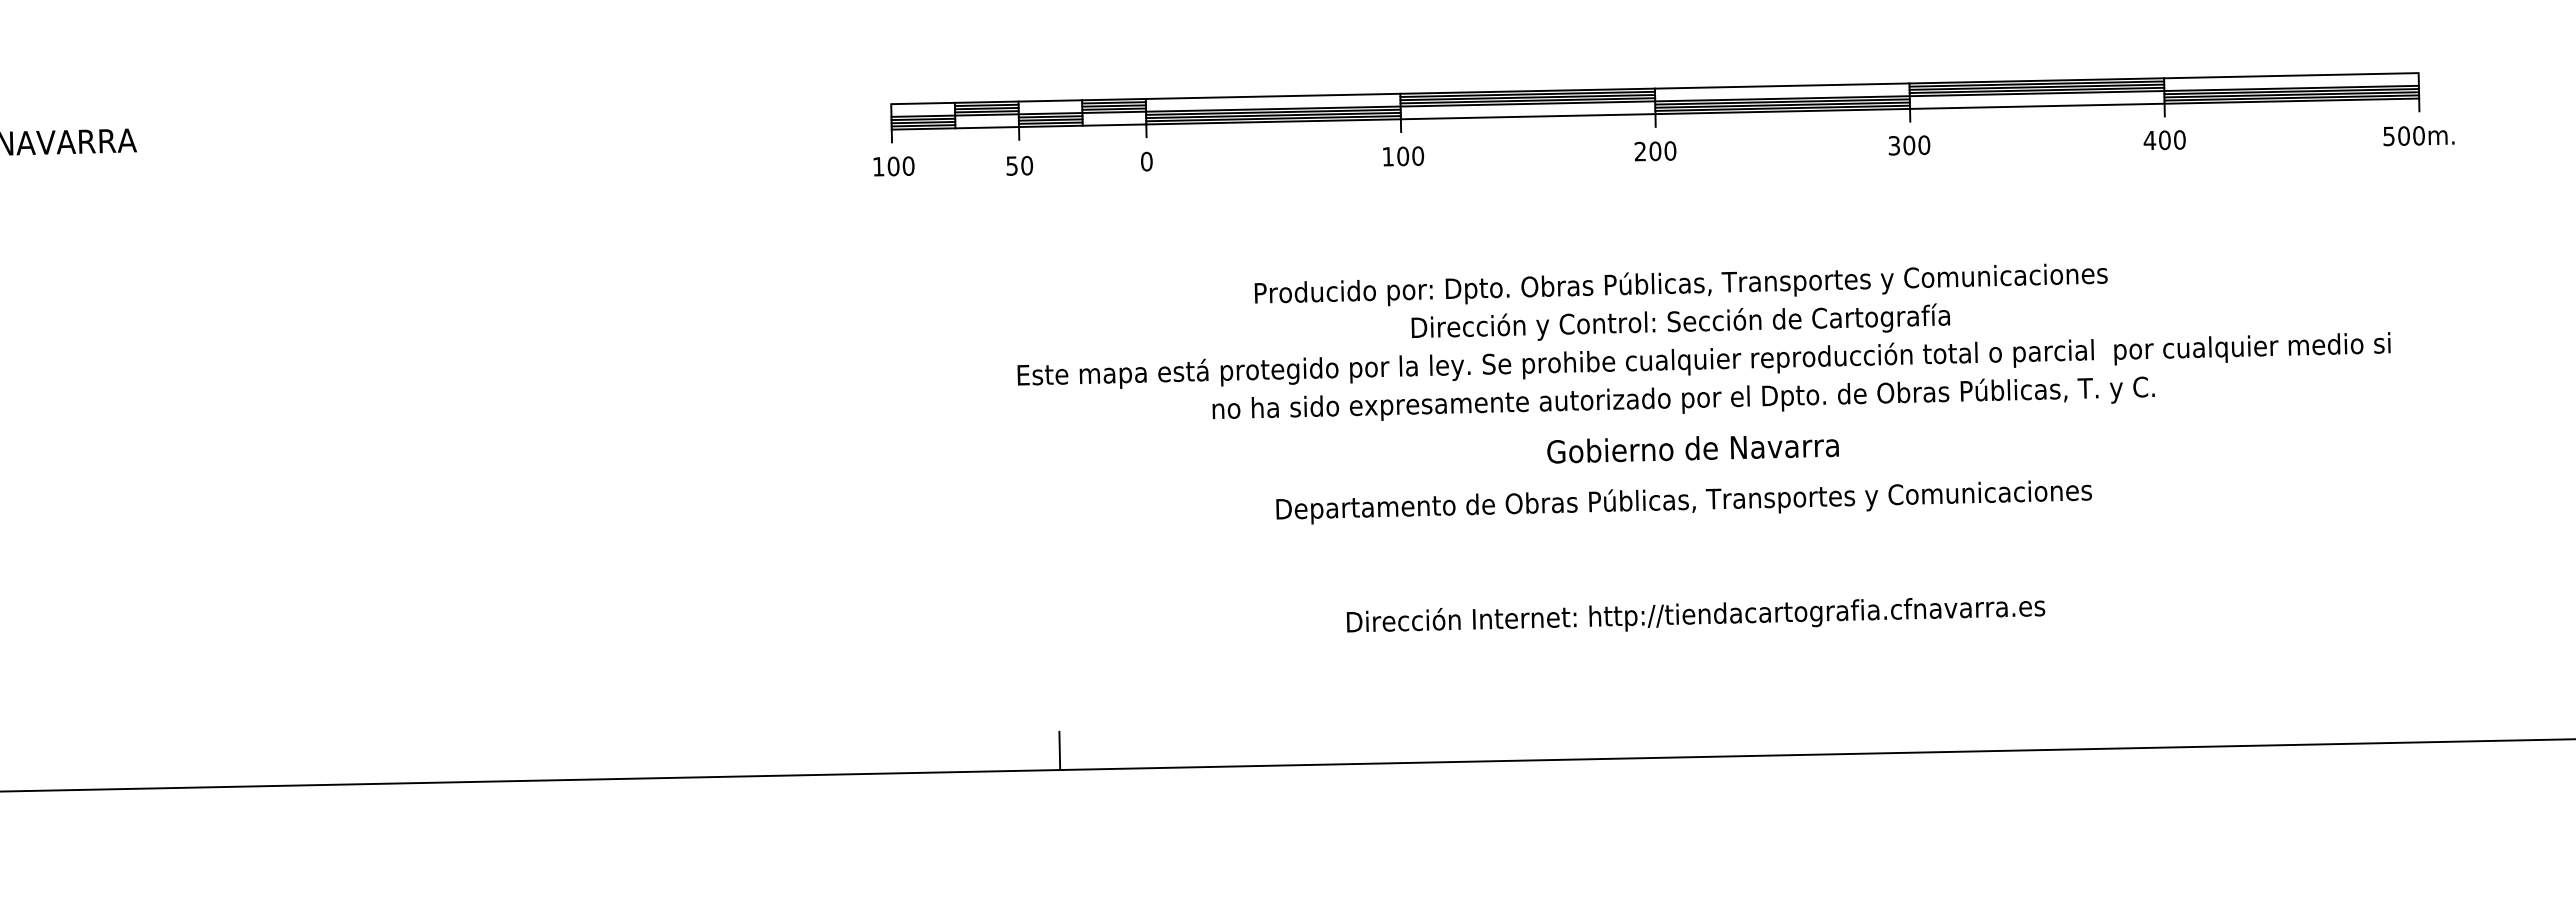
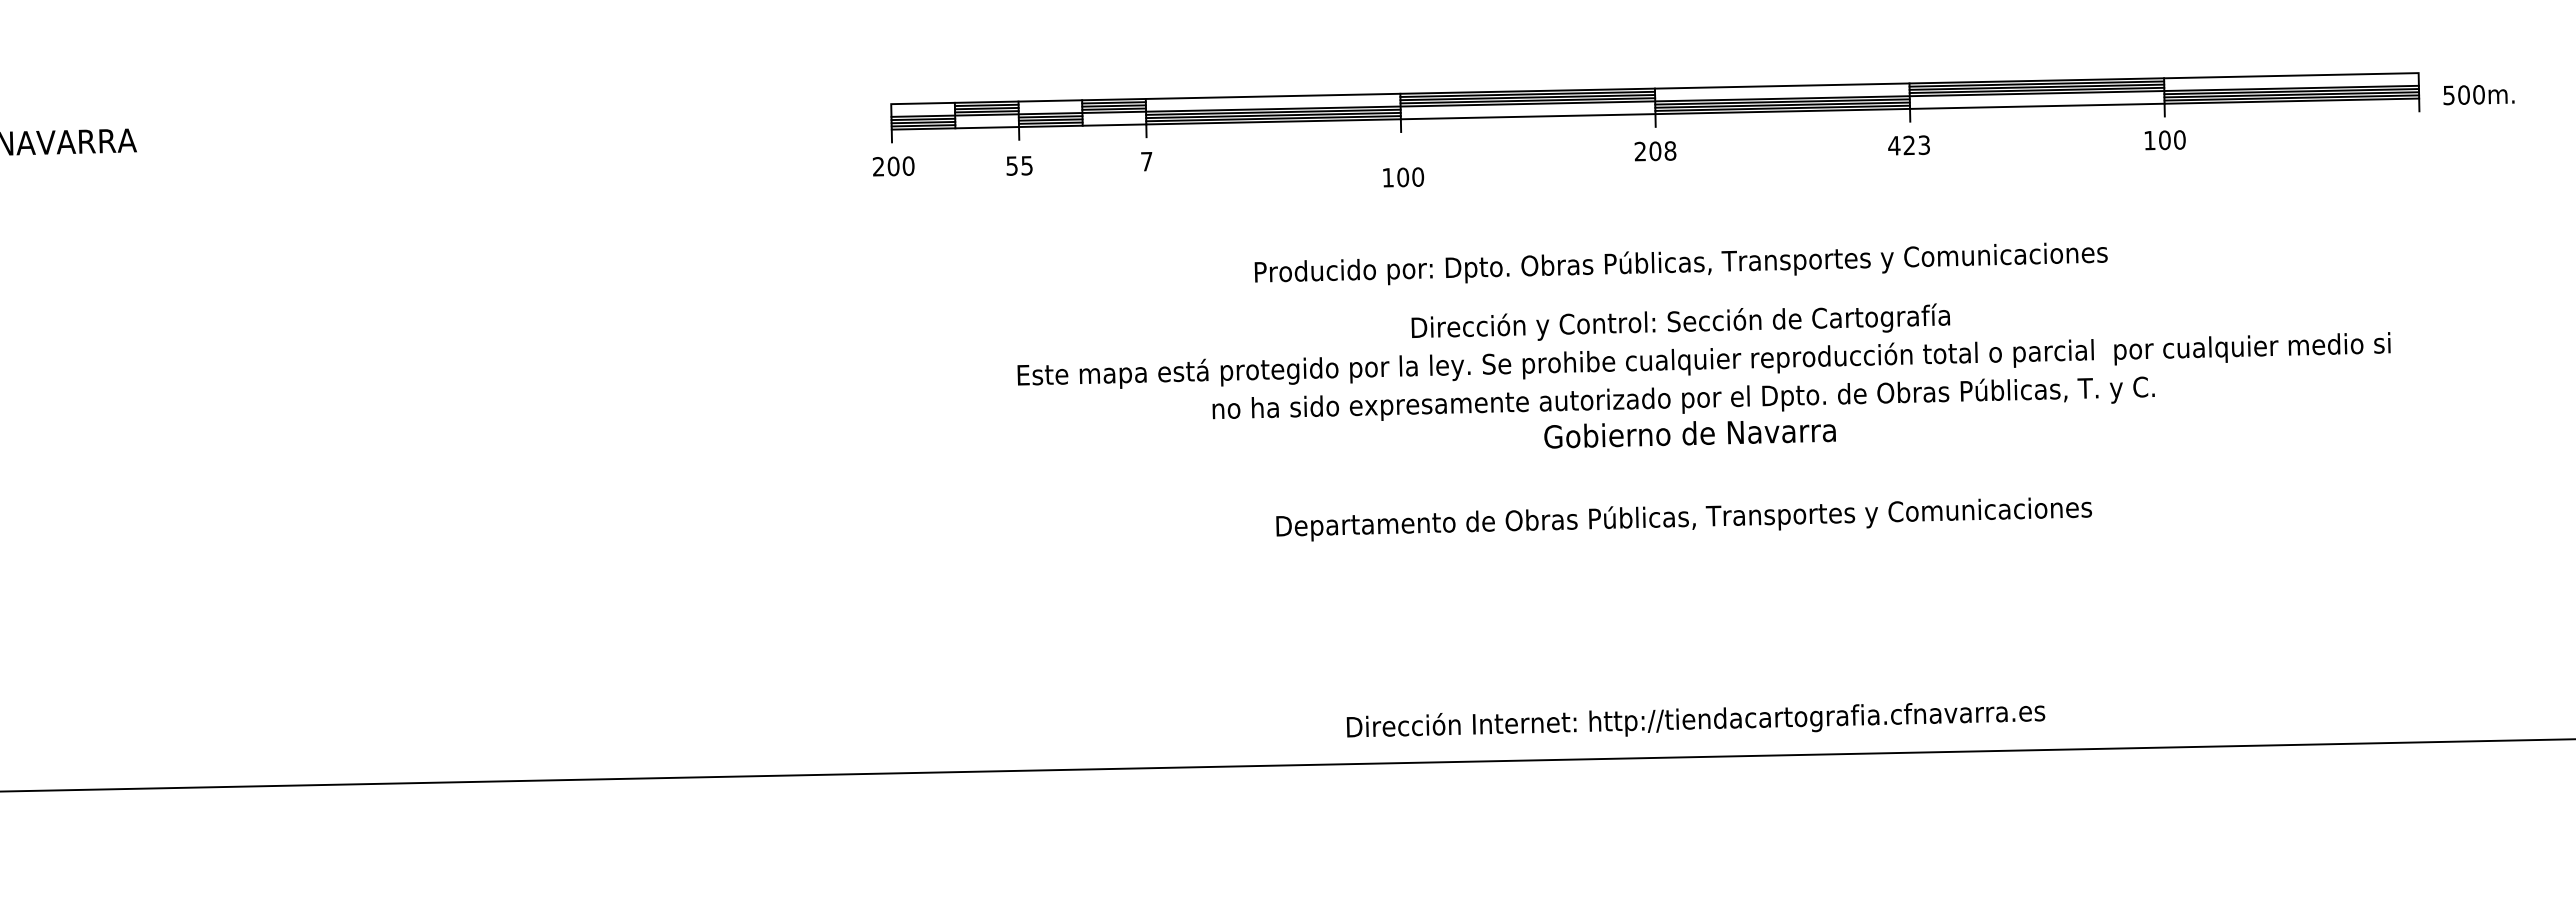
text position: (2418, 136) -> (2478, 95) (2478, 95)
text: 400 -> 100 (2149, 140)
text: 300 -> 423 (1909, 145)
text: 200 -> 208 (1670, 150)
text position: (1403, 156) -> (1403, 177) (1403, 177)
text: 0 -> 7 (1146, 161)
text: 50 -> 55 (1027, 165)
text: 100 -> 200 (878, 166)
text position: (1680, 284) -> (1680, 263) (1680, 263)
text position: (1692, 449) -> (1689, 434) (1689, 434)
text position: (1683, 502) -> (1683, 519) (1683, 519)
text position: (1695, 615) -> (1695, 720) (1695, 720)
line: present -> none (1059, 750)
